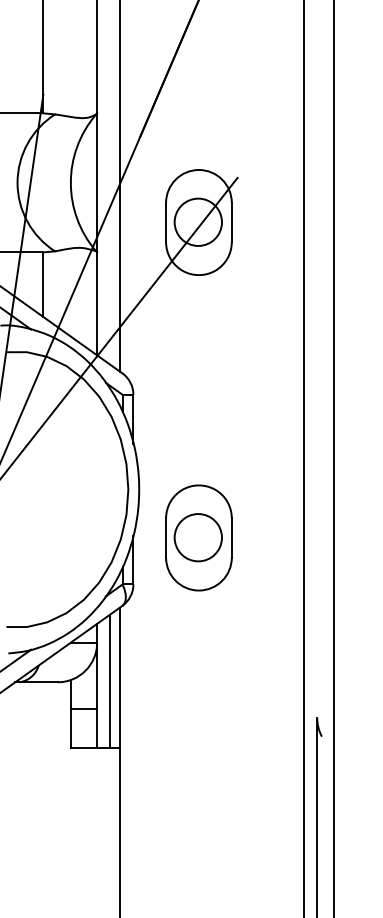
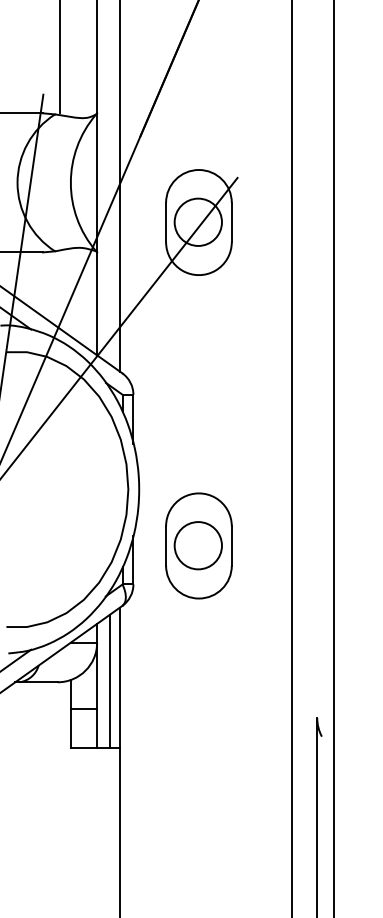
line position: (42, 57) -> (59, 57) (59, 57)
line: present -> none (42, 284)
line position: (304, 458) -> (292, 458) (292, 458)
part position: (198, 537) -> (198, 545) (198, 545)
